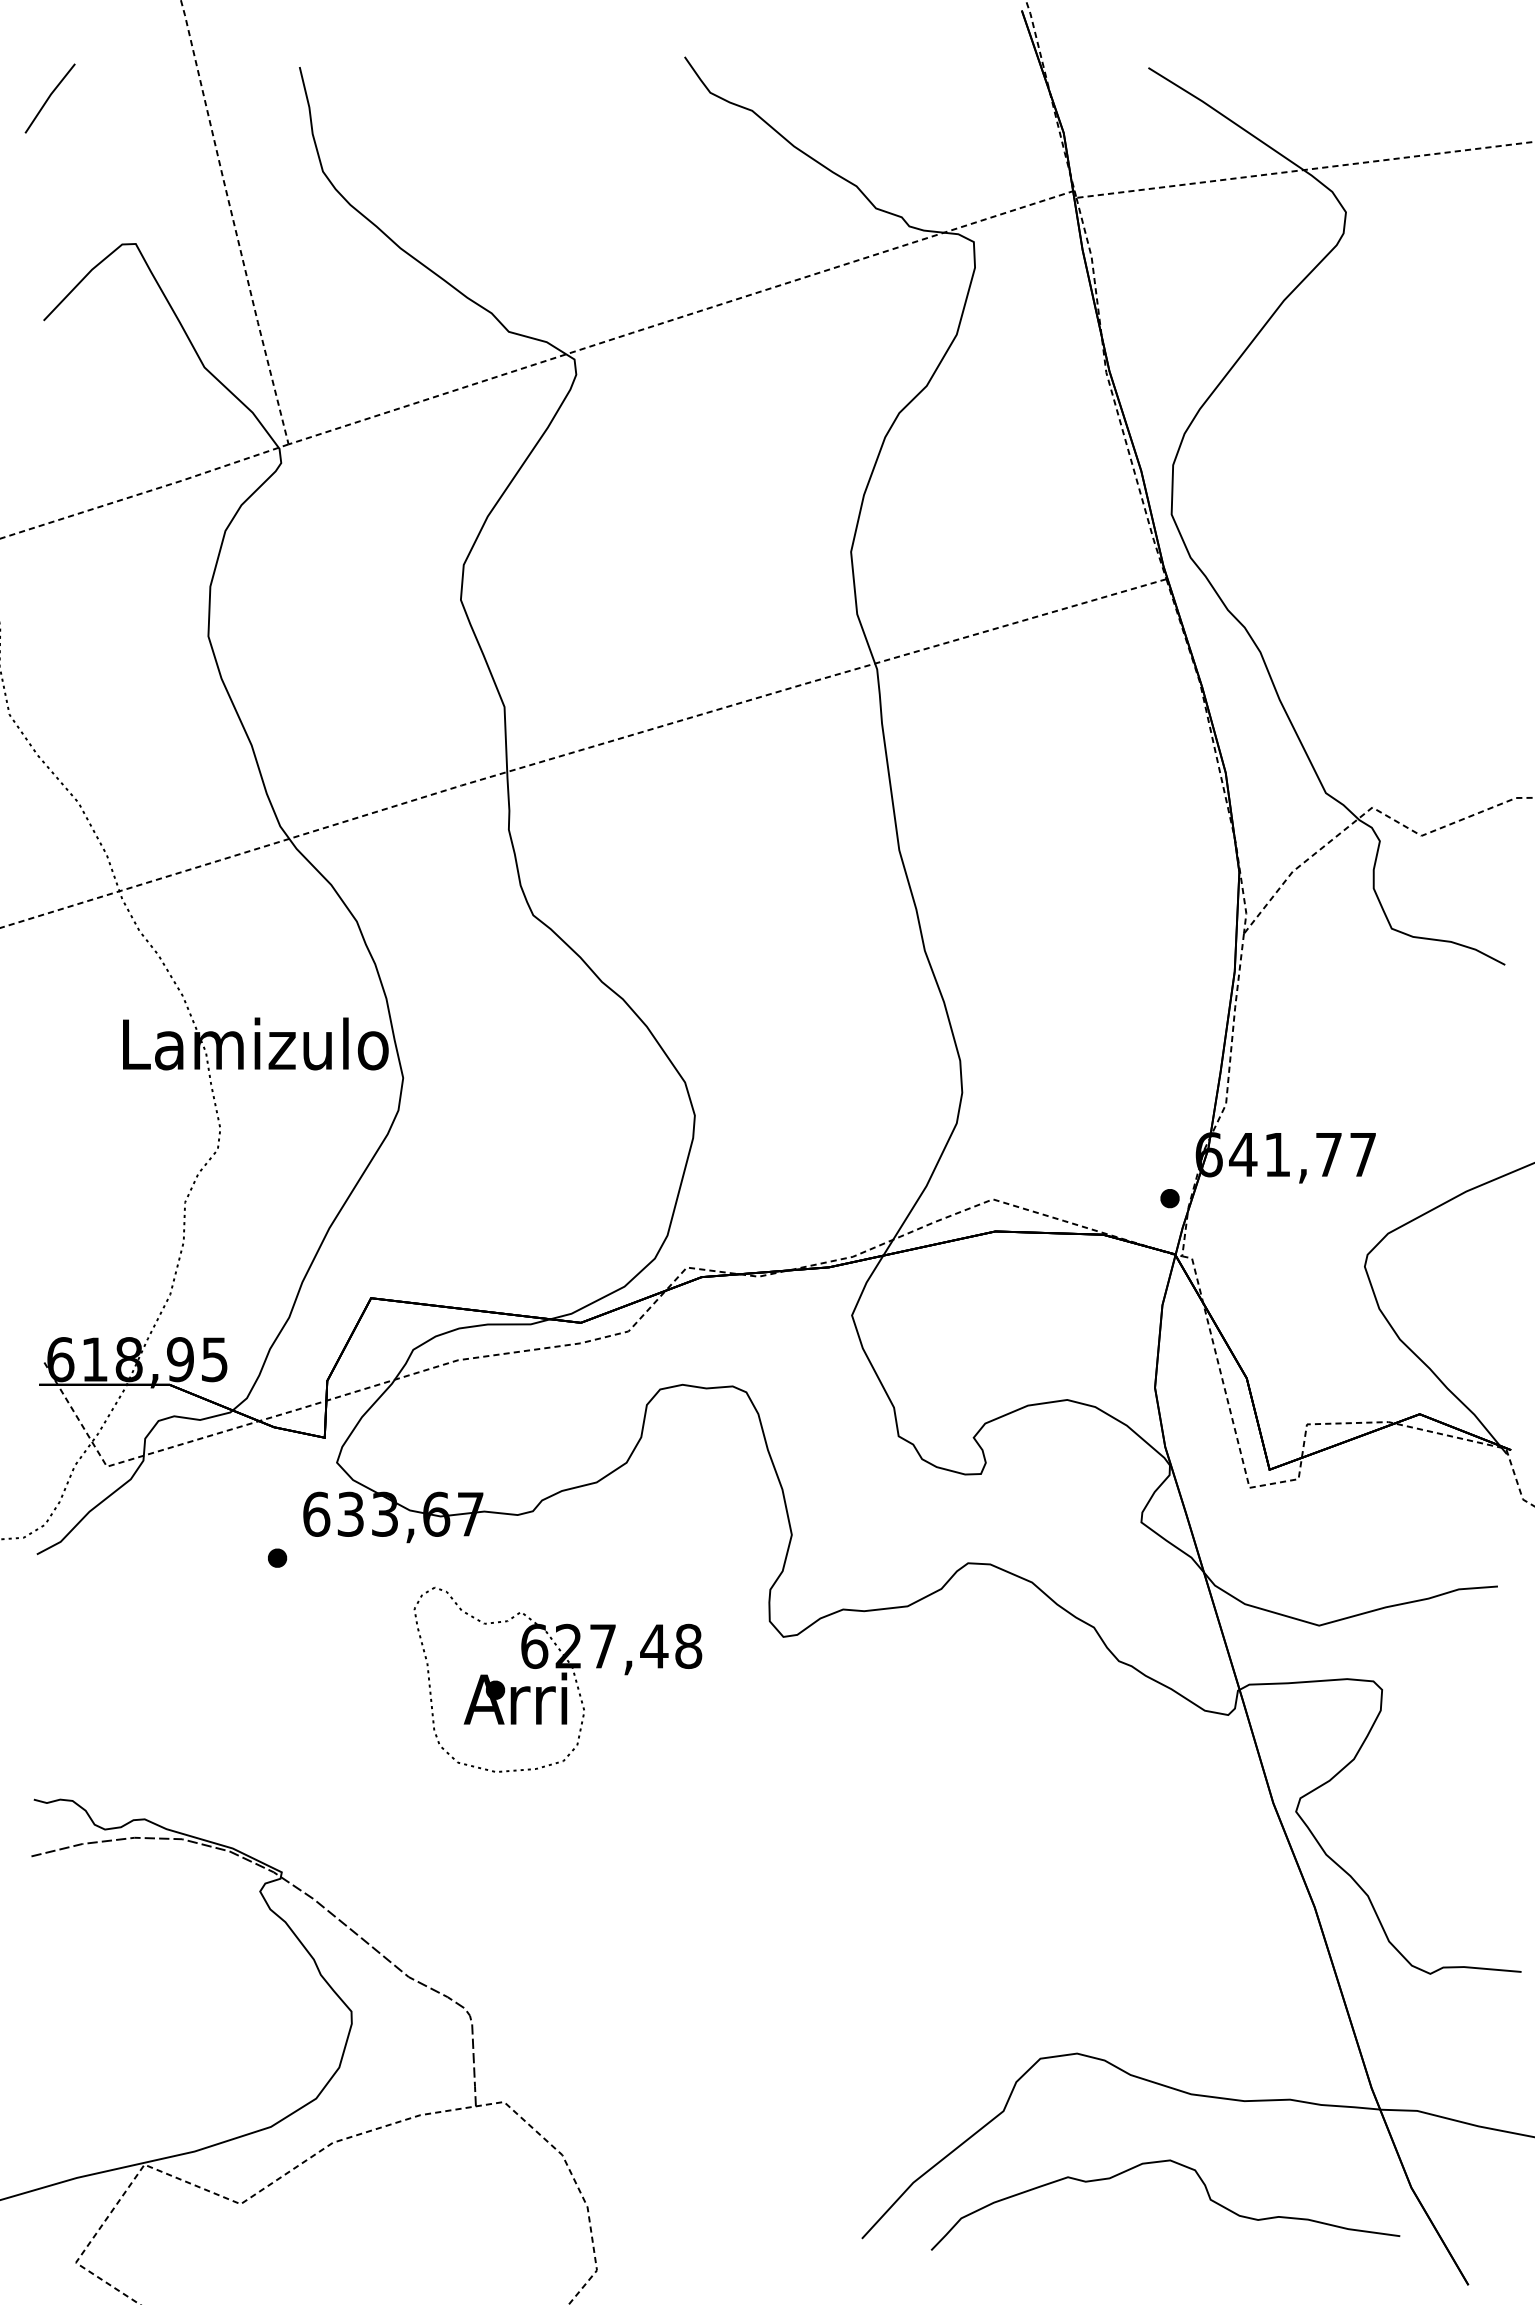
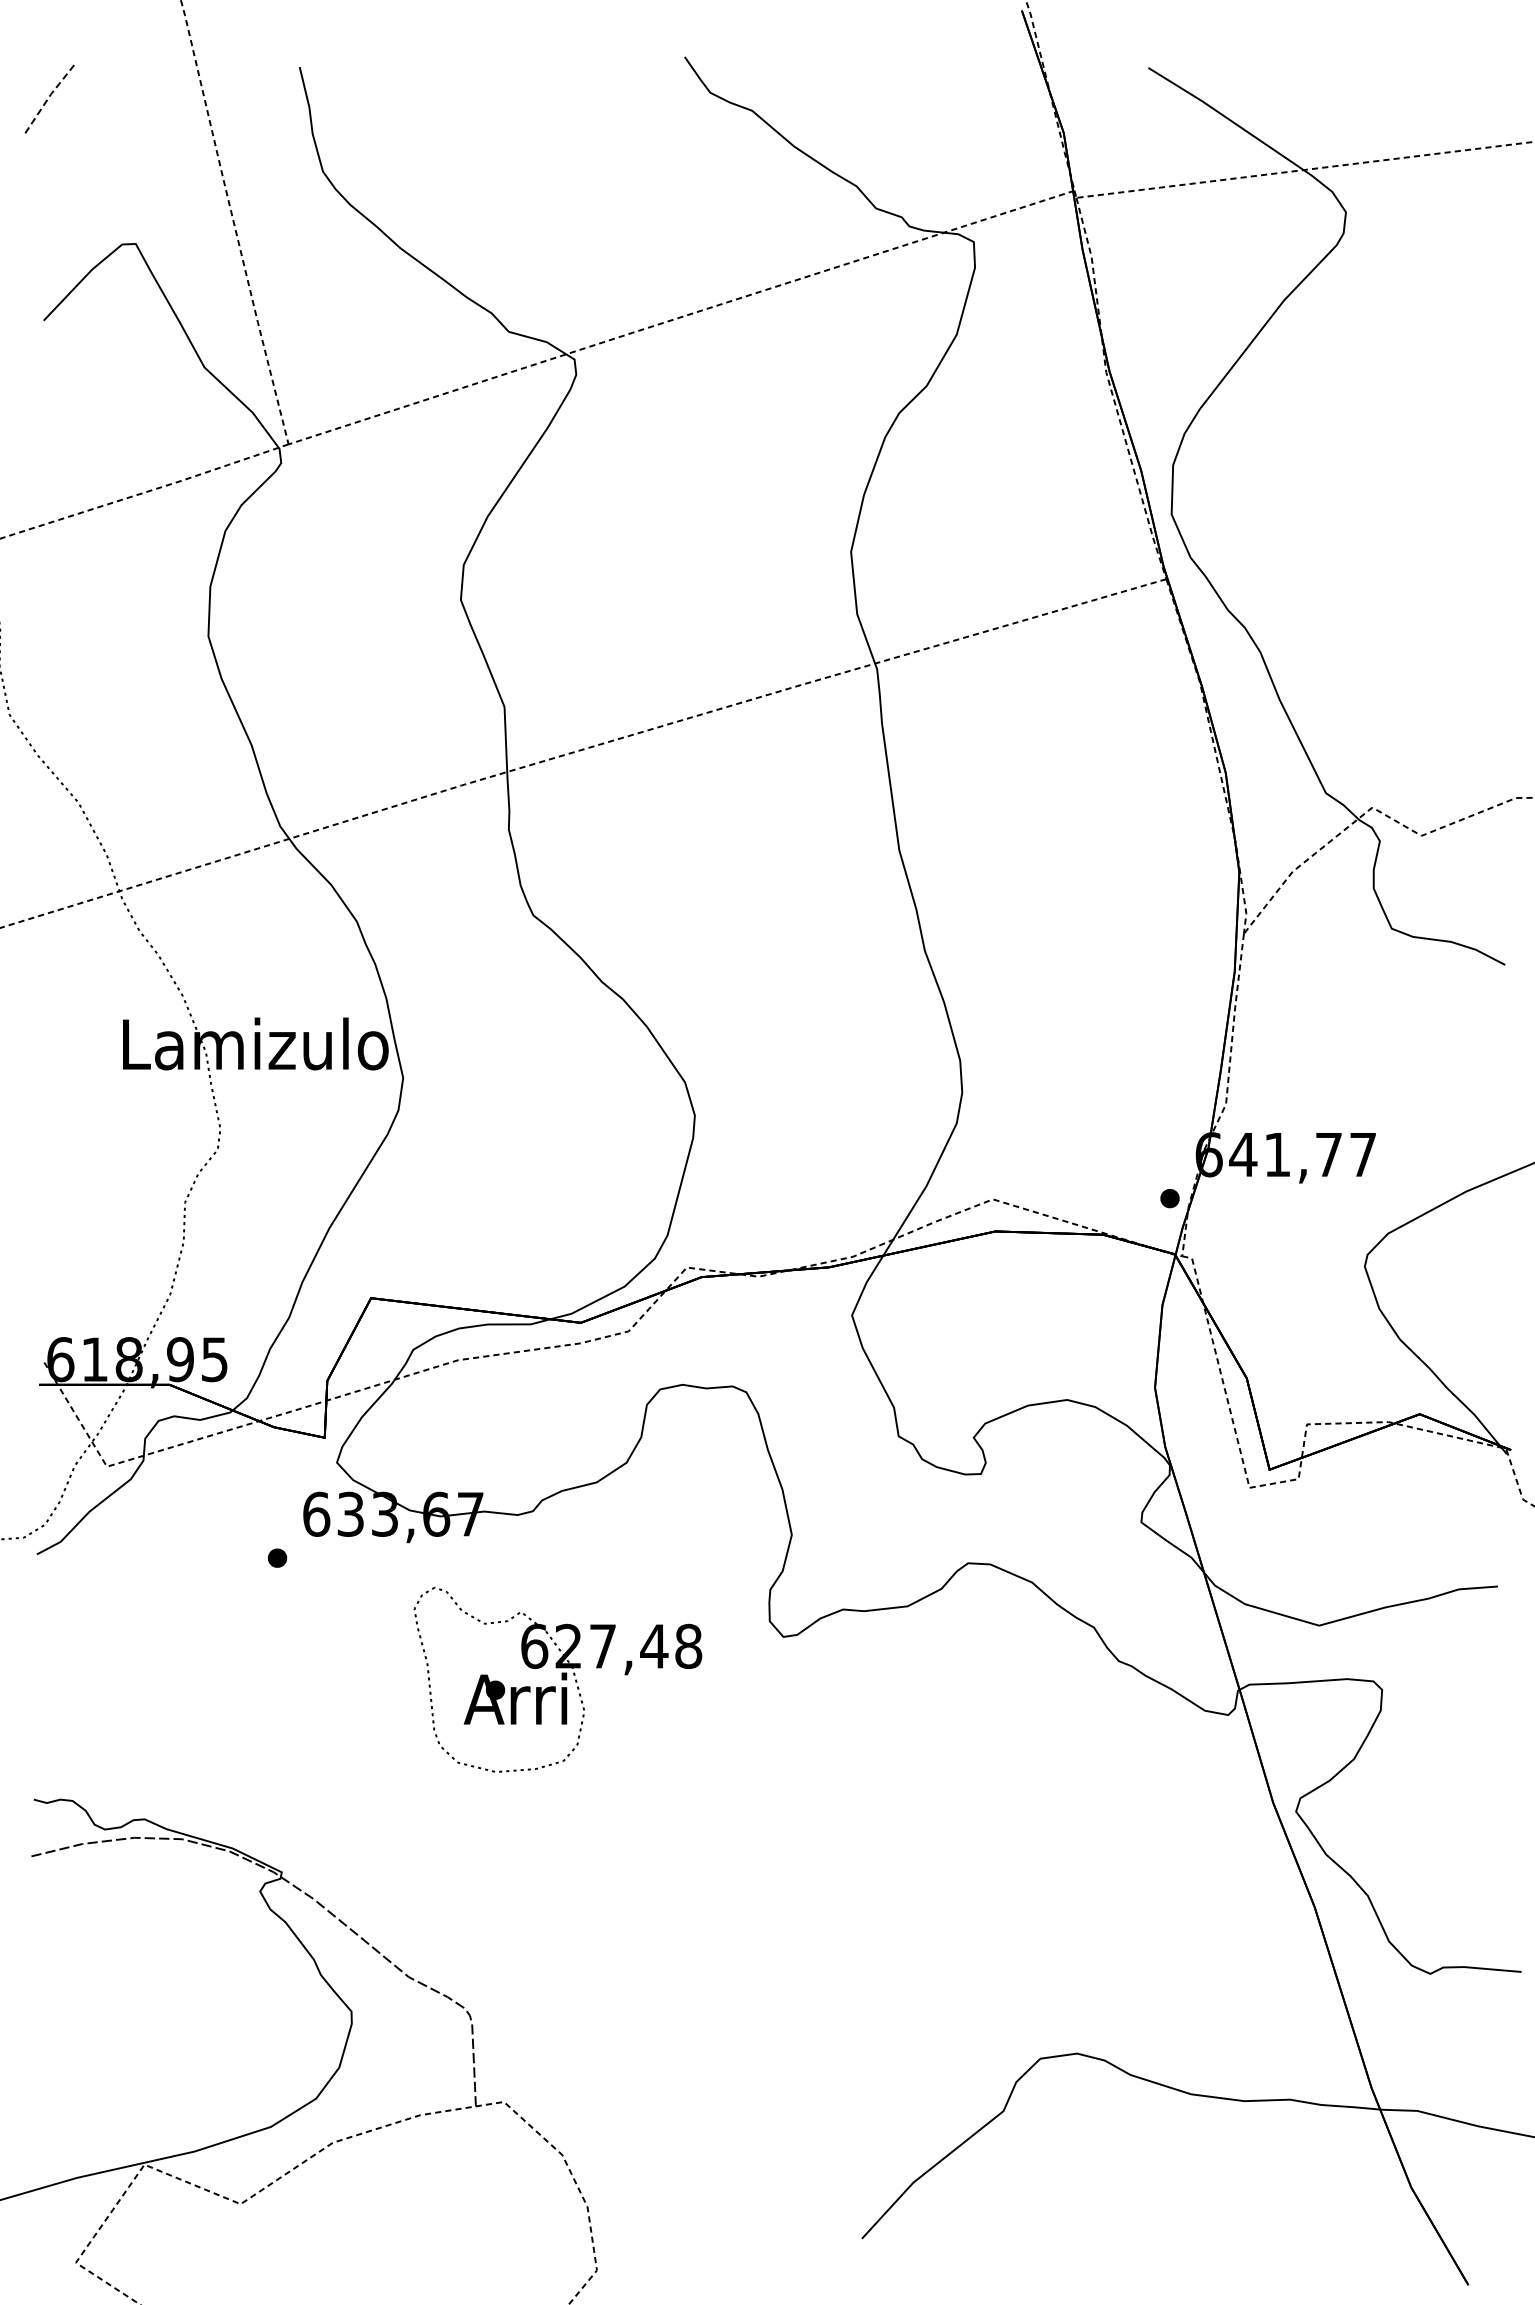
line: solid -> dashed (49, 96)
curve: present -> none (1179, 2165)
